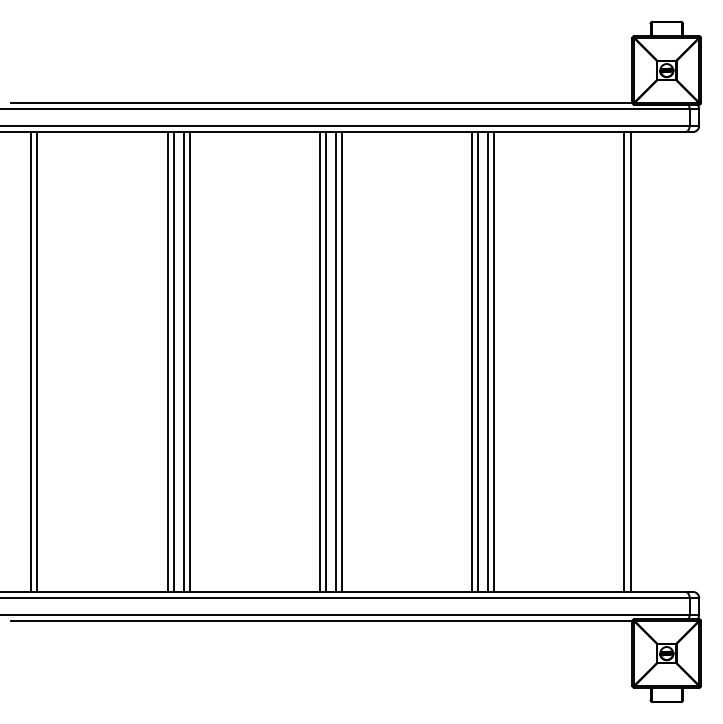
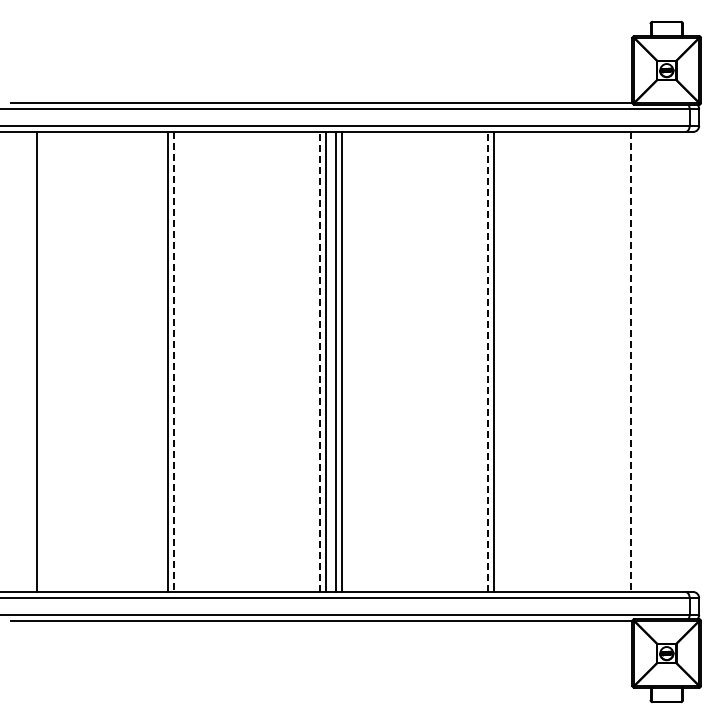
line: present -> none (31, 361)
line: present -> none (183, 361)
line: present -> none (189, 361)
line: present -> none (472, 361)
line: present -> none (478, 361)
line: present -> none (624, 361)
line: solid -> dashed (173, 362)
line: solid -> dashed (319, 362)
line: solid -> dashed (488, 362)
line: solid -> dashed (630, 362)
